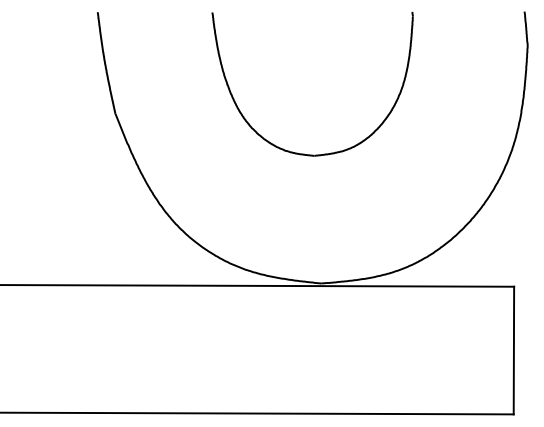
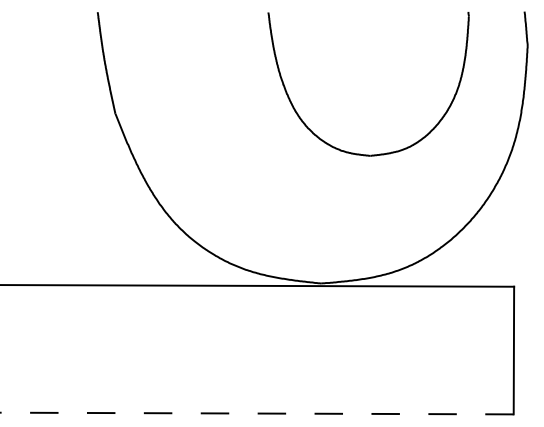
part position: (304, 153) -> (360, 153) (360, 153)
line: solid -> dashed (256, 413)
